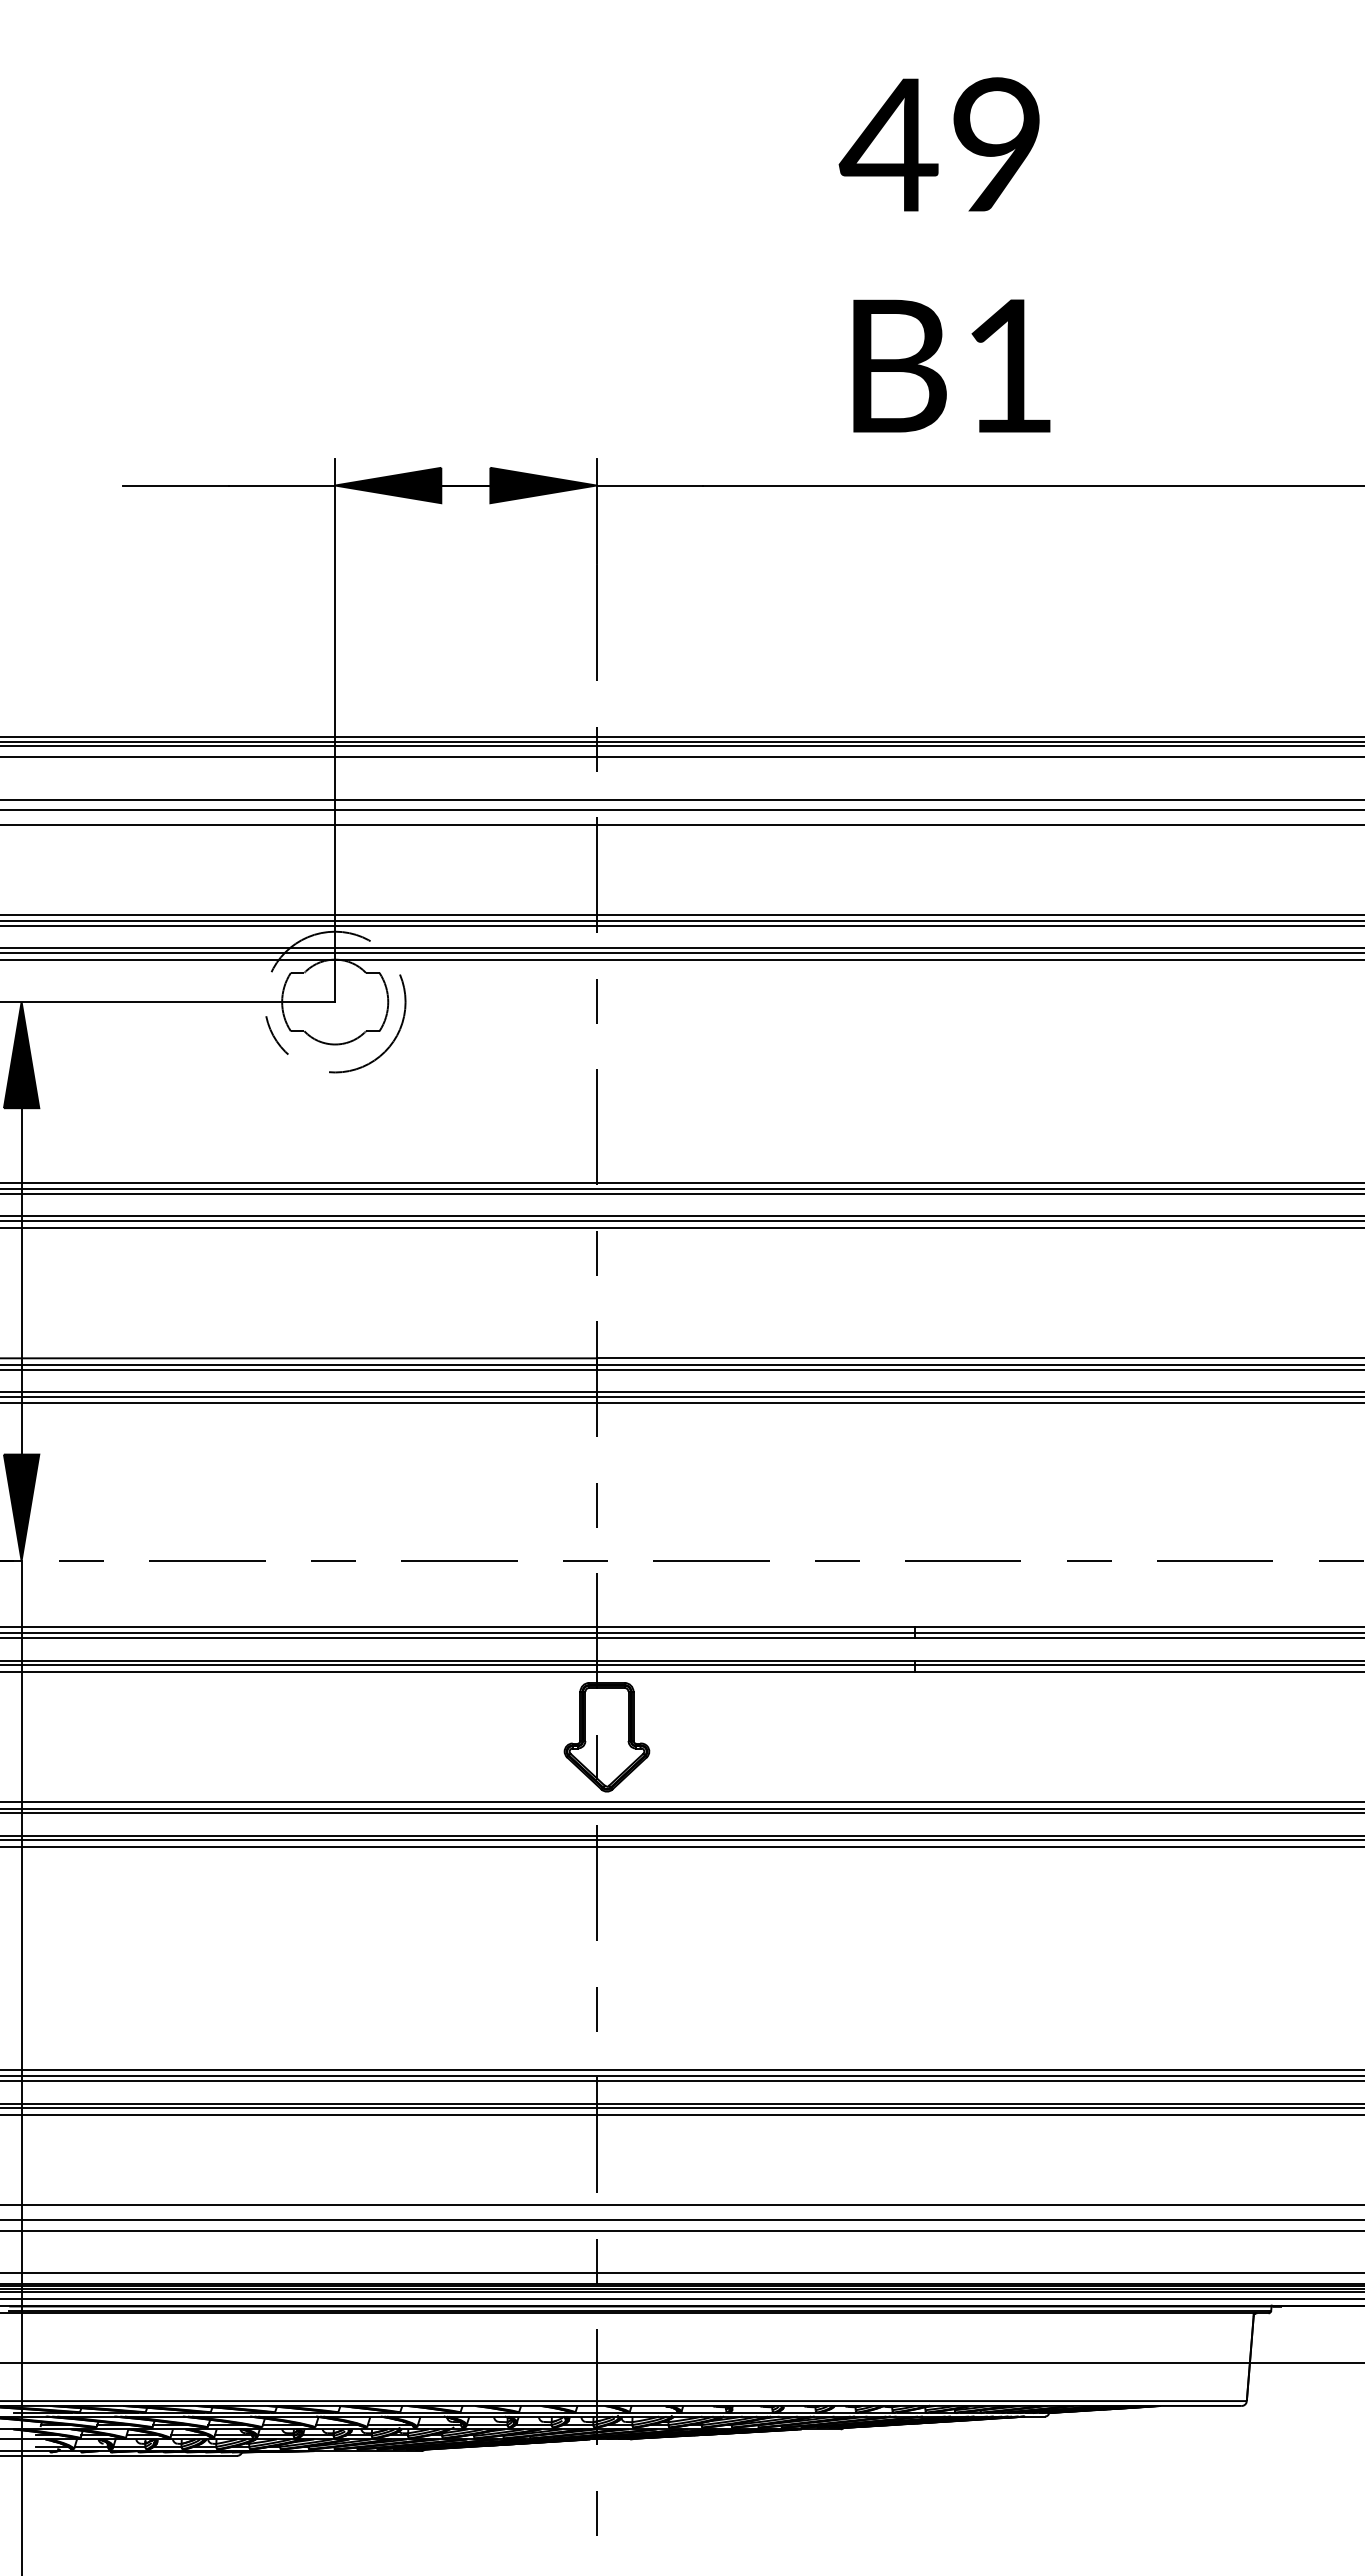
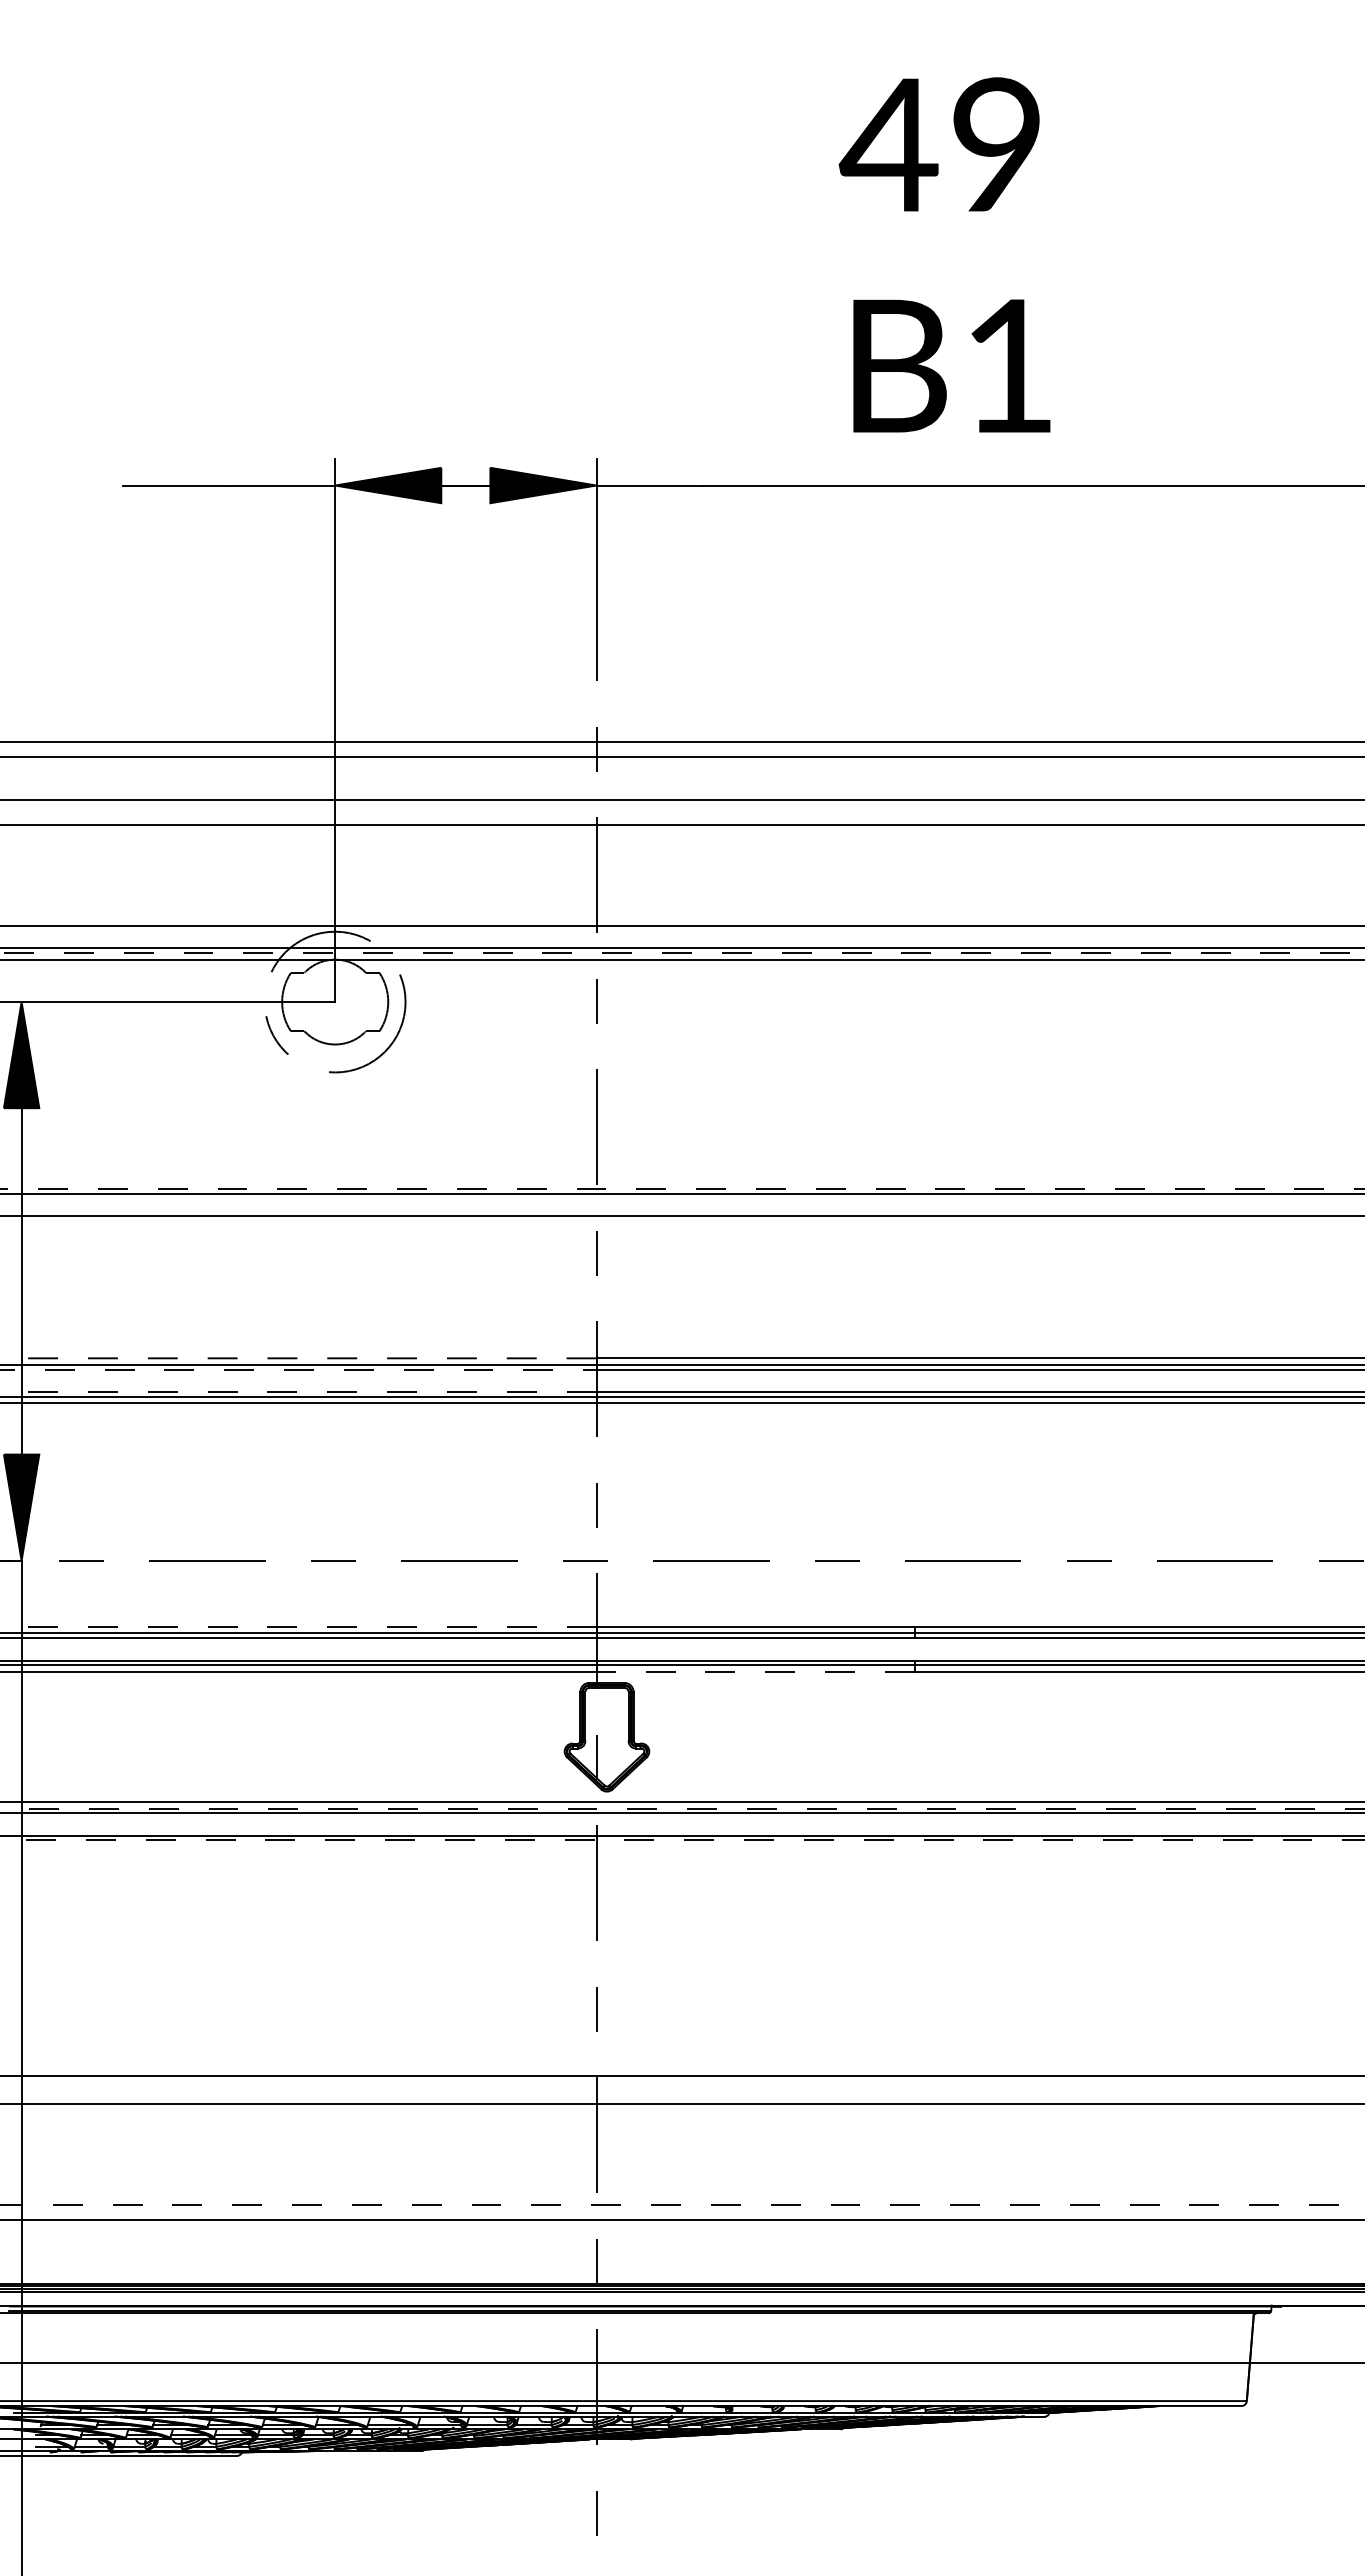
line: present -> none (681, 737)
line: present -> none (681, 746)
line: present -> none (681, 810)
line: present -> none (681, 914)
line: present -> none (681, 921)
line: solid -> dashed (682, 953)
line: present -> none (681, 1182)
line: solid -> dashed (682, 1189)
line: present -> none (681, 1221)
line: present -> none (681, 1227)
line: solid -> dashed (298, 1358)
line: solid -> dashed (298, 1369)
line: solid -> dashed (298, 1392)
line: solid -> dashed (298, 1626)
line: solid -> dashed (755, 1671)
line: solid -> dashed (682, 1808)
line: solid -> dashed (682, 1840)
line: present -> none (681, 1846)
line: present -> none (681, 2069)
line: present -> none (681, 2081)
line: present -> none (681, 2108)
line: present -> none (681, 2114)
line: solid -> dashed (682, 2205)
line: present -> none (681, 2230)
line: present -> none (681, 2273)
line: present -> none (681, 2298)
